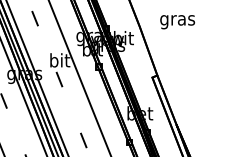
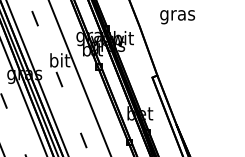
text position: (177, 22) -> (177, 17) (177, 17)
